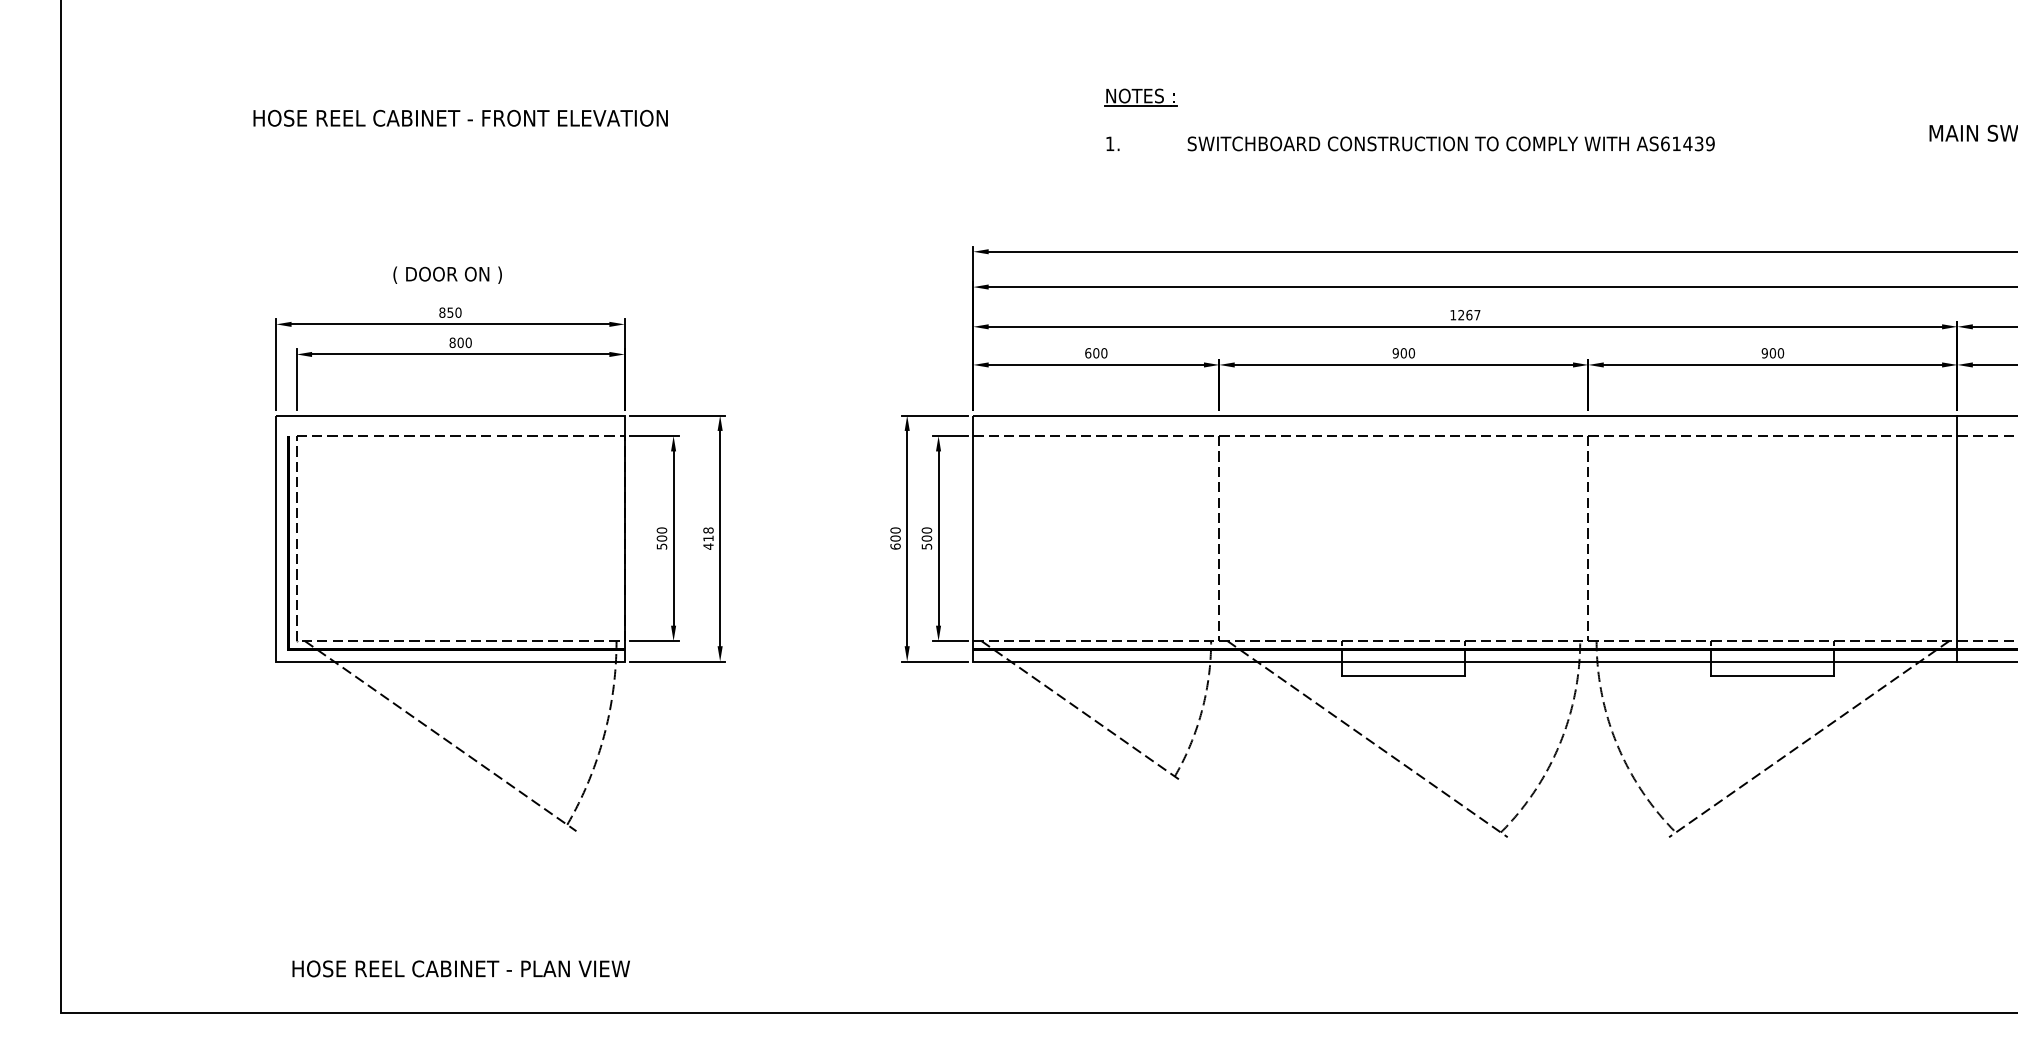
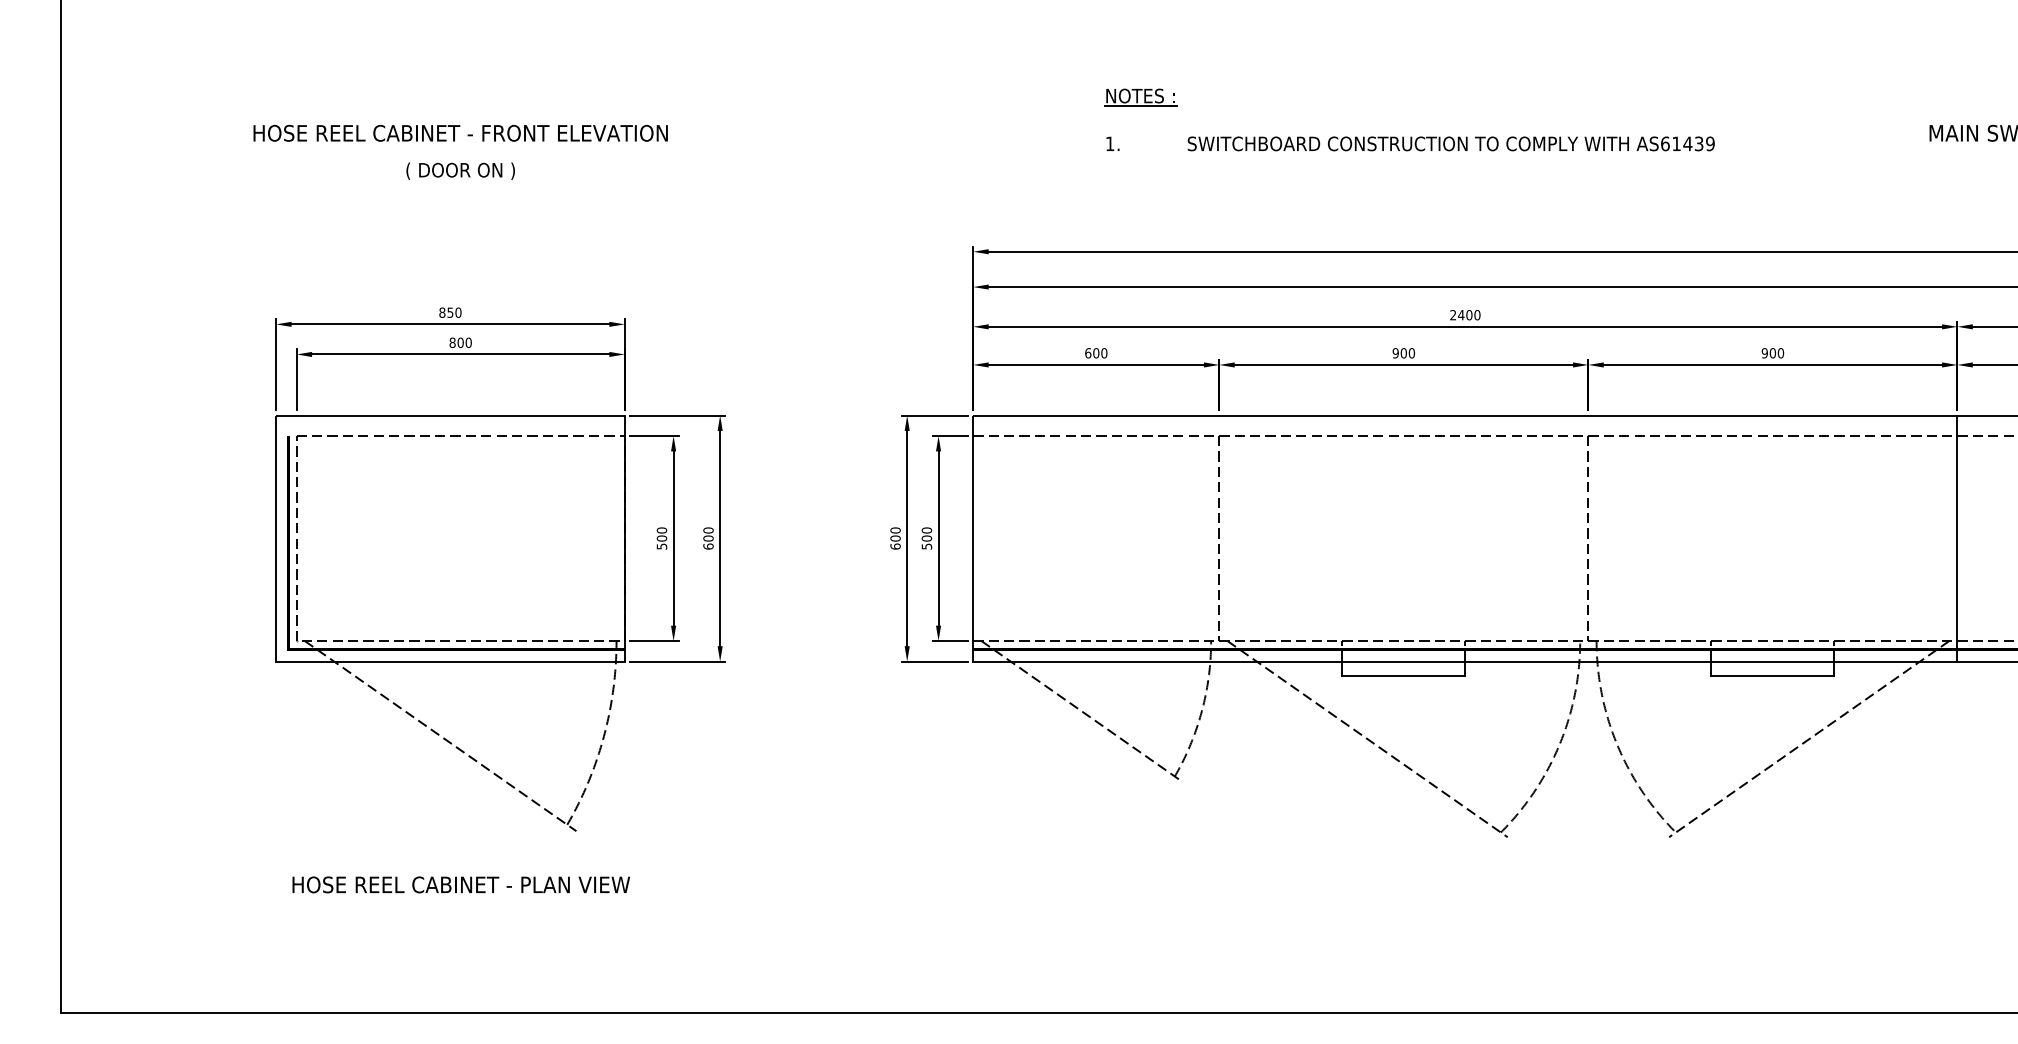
text position: (460, 117) -> (460, 132) (460, 132)
text position: (447, 274) -> (460, 170) (460, 170)
text: 1267 -> 2400 (1465, 315)
text: 418 -> 600 (708, 538)
text position: (460, 968) -> (460, 884) (460, 884)
